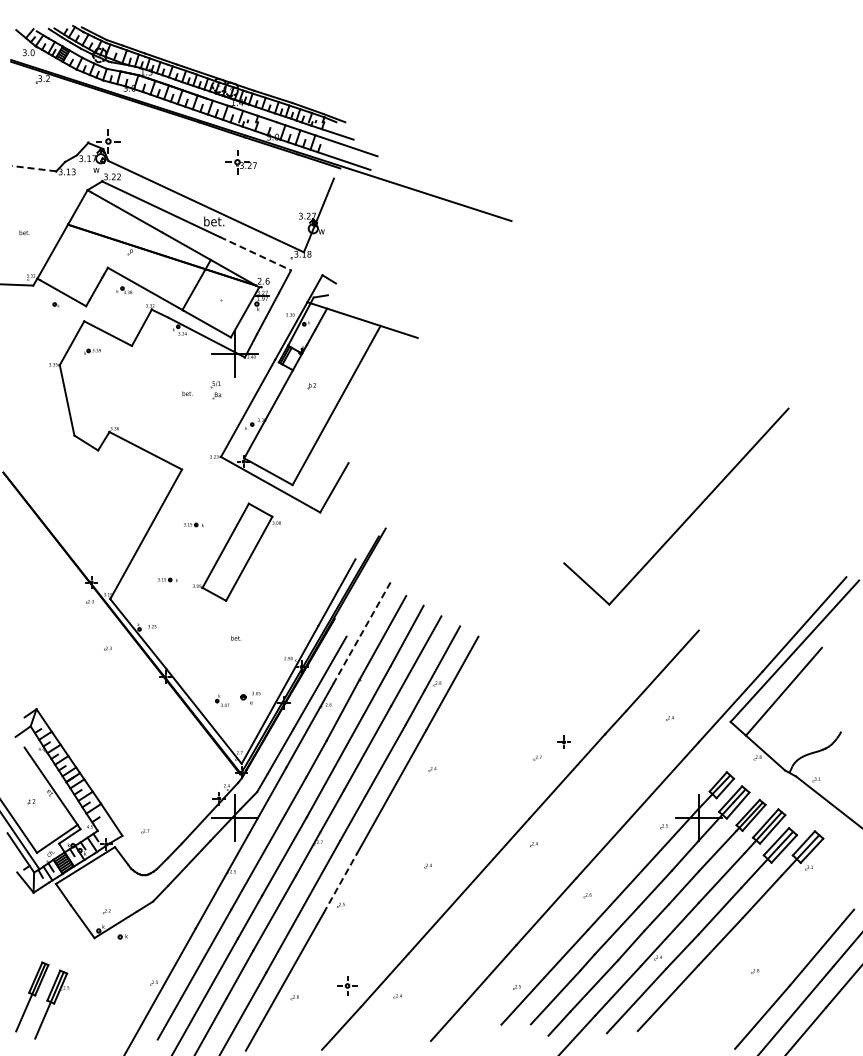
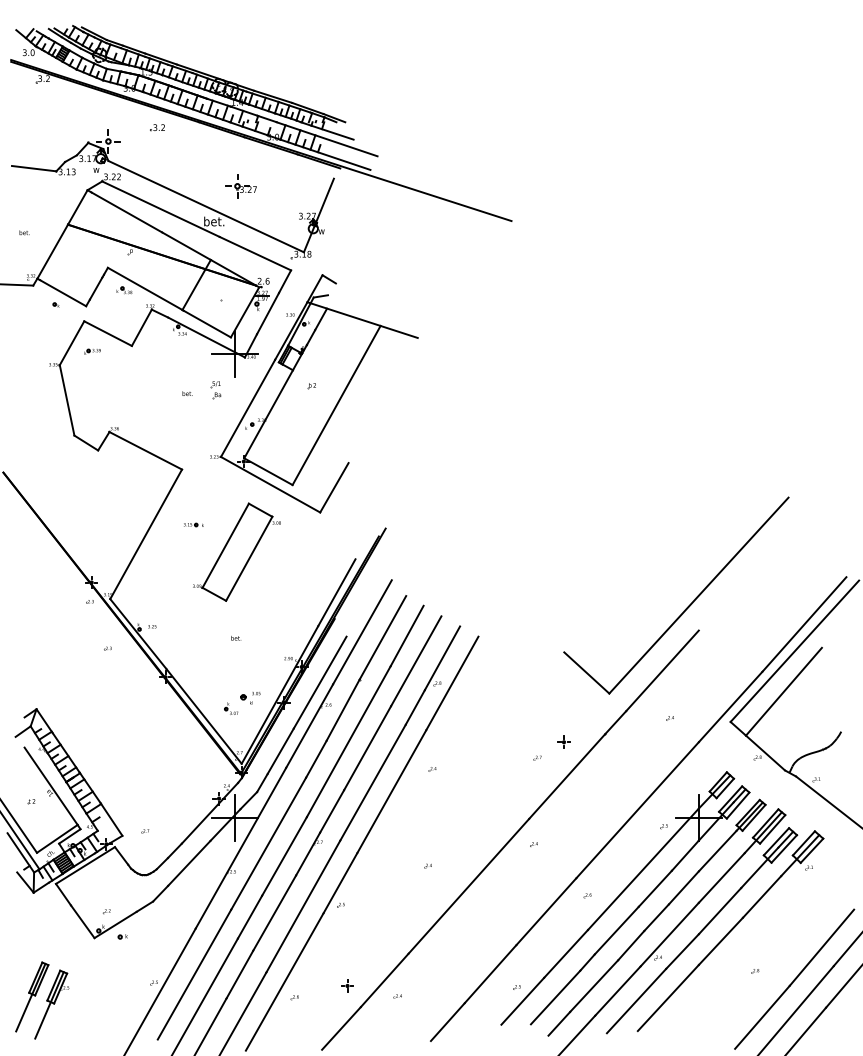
part: none -> present (157, 127)
part position: (240, 162) -> (240, 186) (240, 186)
line: dashed -> solid (33, 168)
line: dashed -> solid (255, 253)
part position: (687, 517) -> (687, 606) (687, 606)
part: present -> none (167, 579)
line: dashed -> solid (362, 632)
part position: (222, 700) -> (231, 708) (231, 708)
line: dashed -> solid (340, 883)
part size: 21x20 px -> 13x14 px (347, 985)
